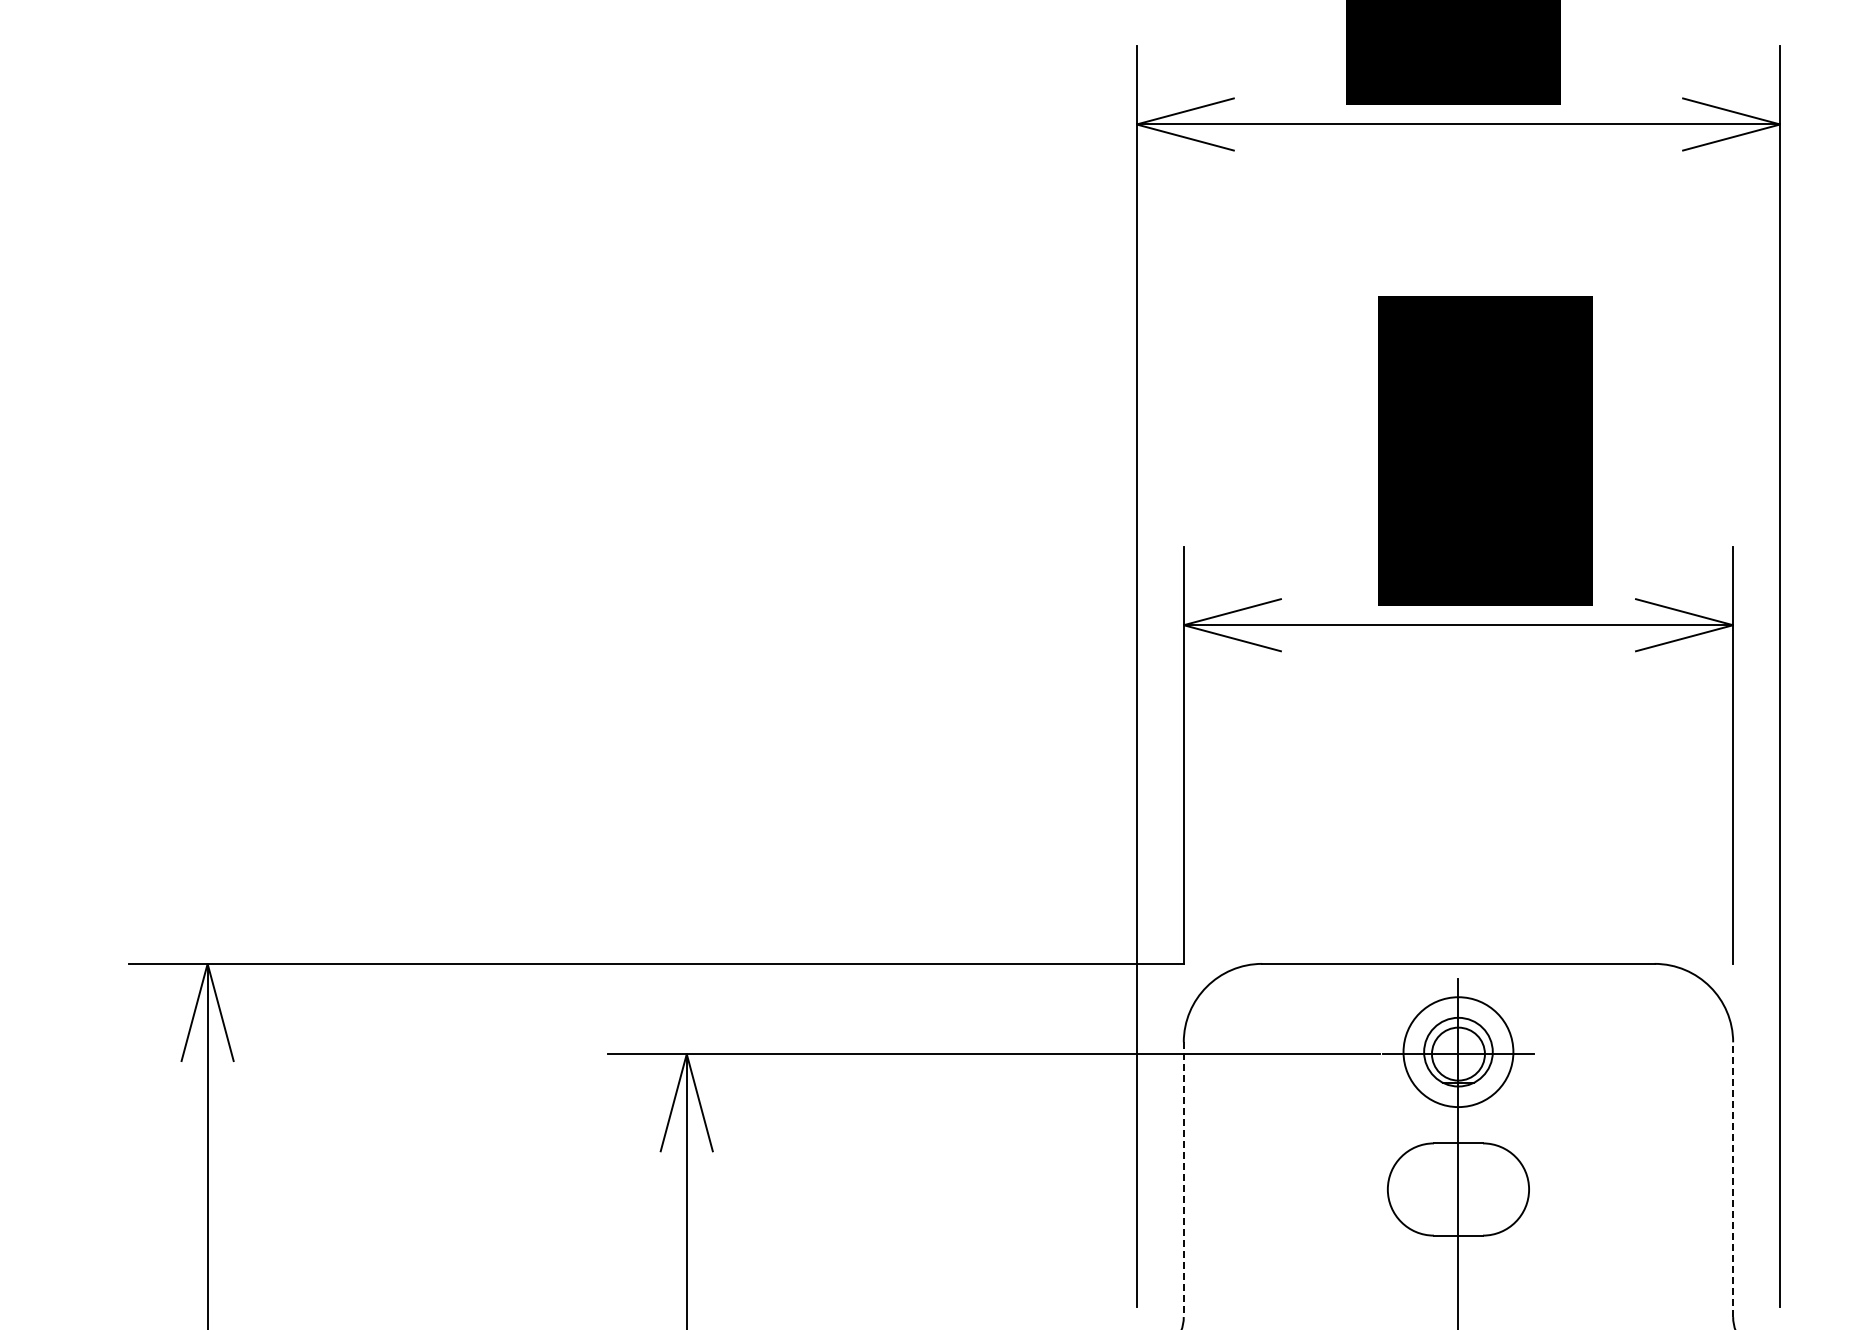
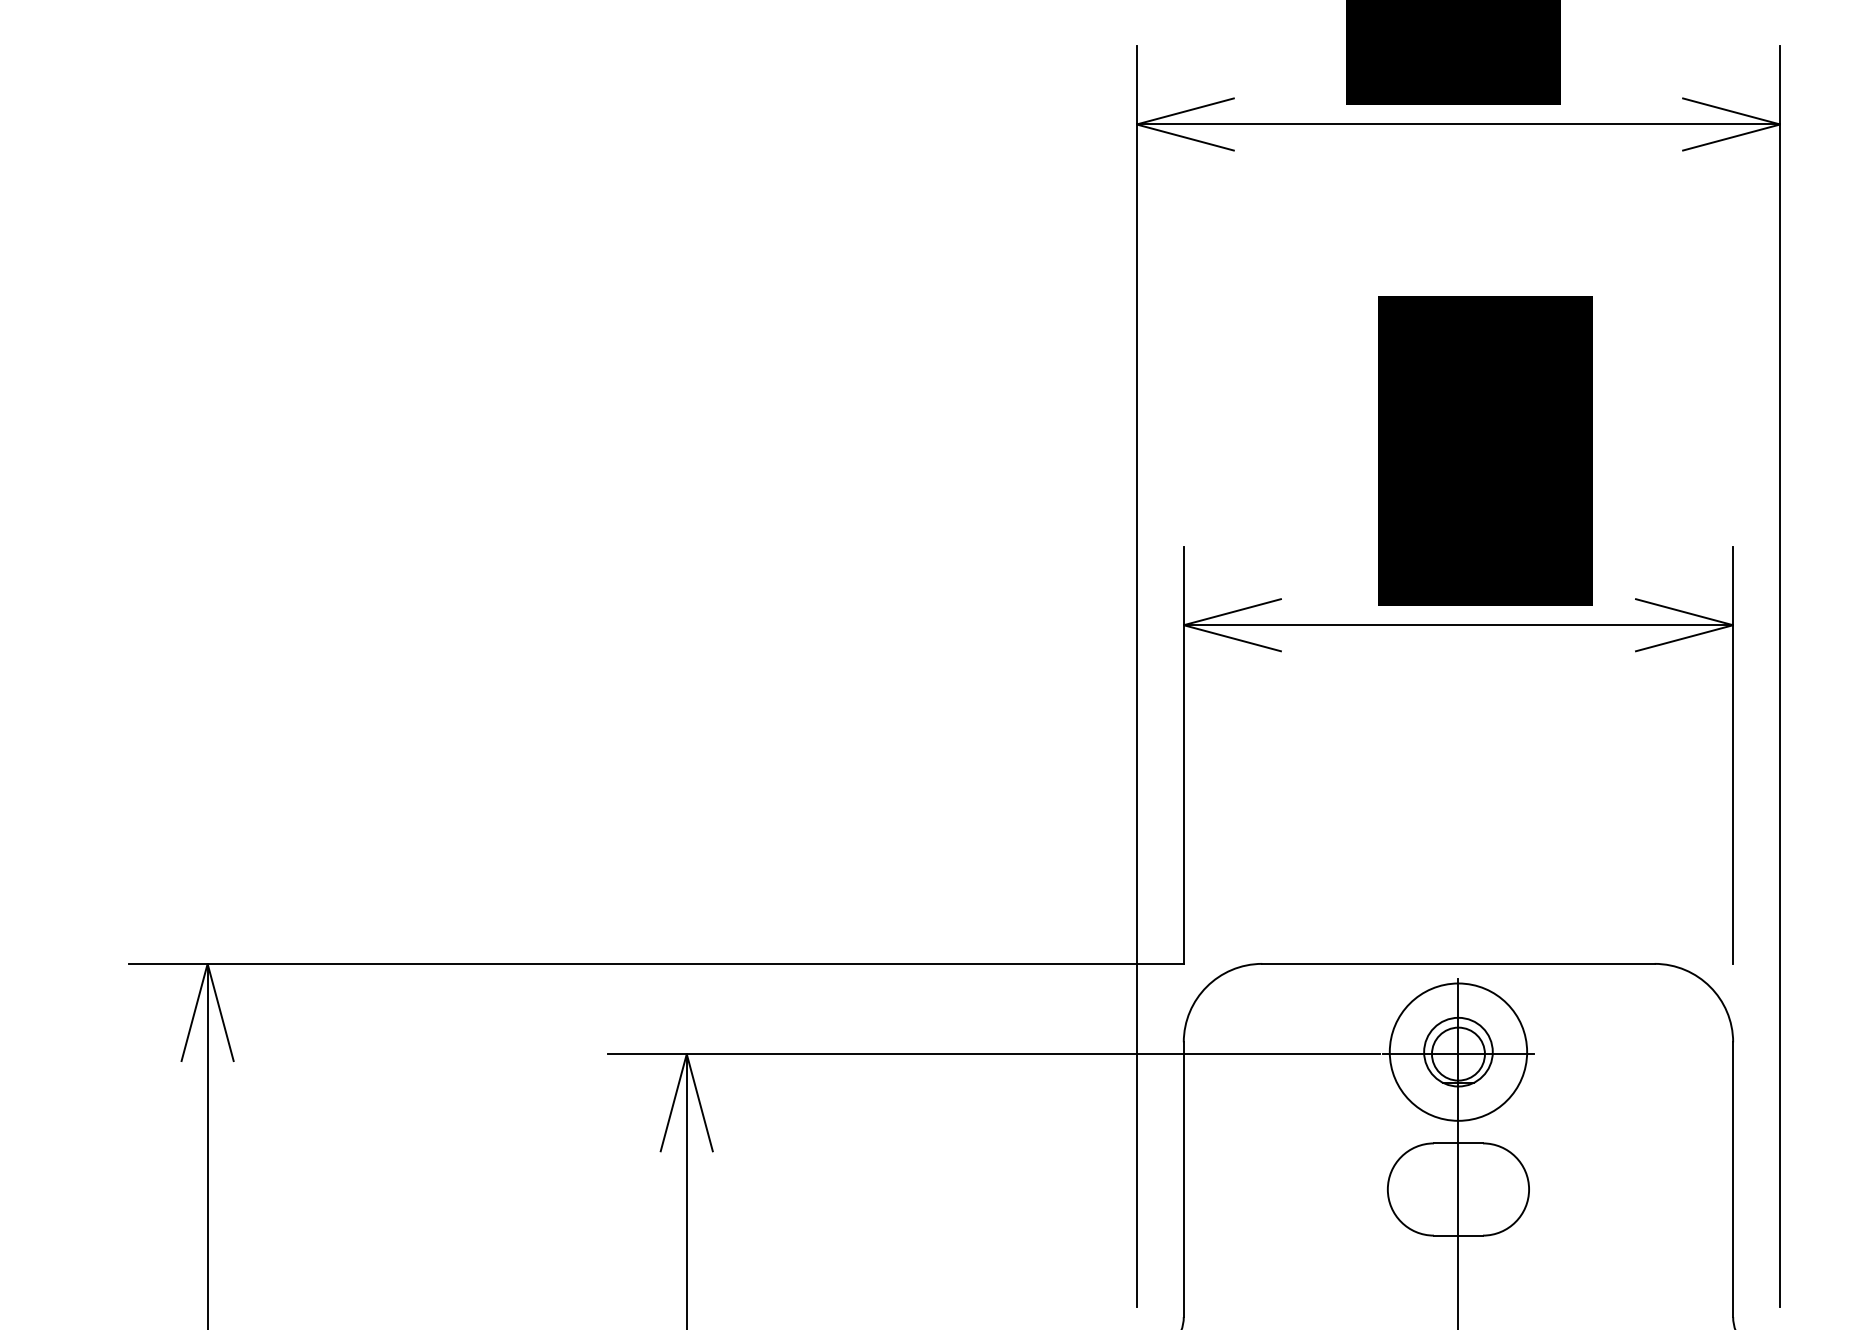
circle diameter: 110 px -> 137 px (1458, 1051)
line: dashed -> solid (1733, 1179)
line: dashed -> solid (1183, 1180)
